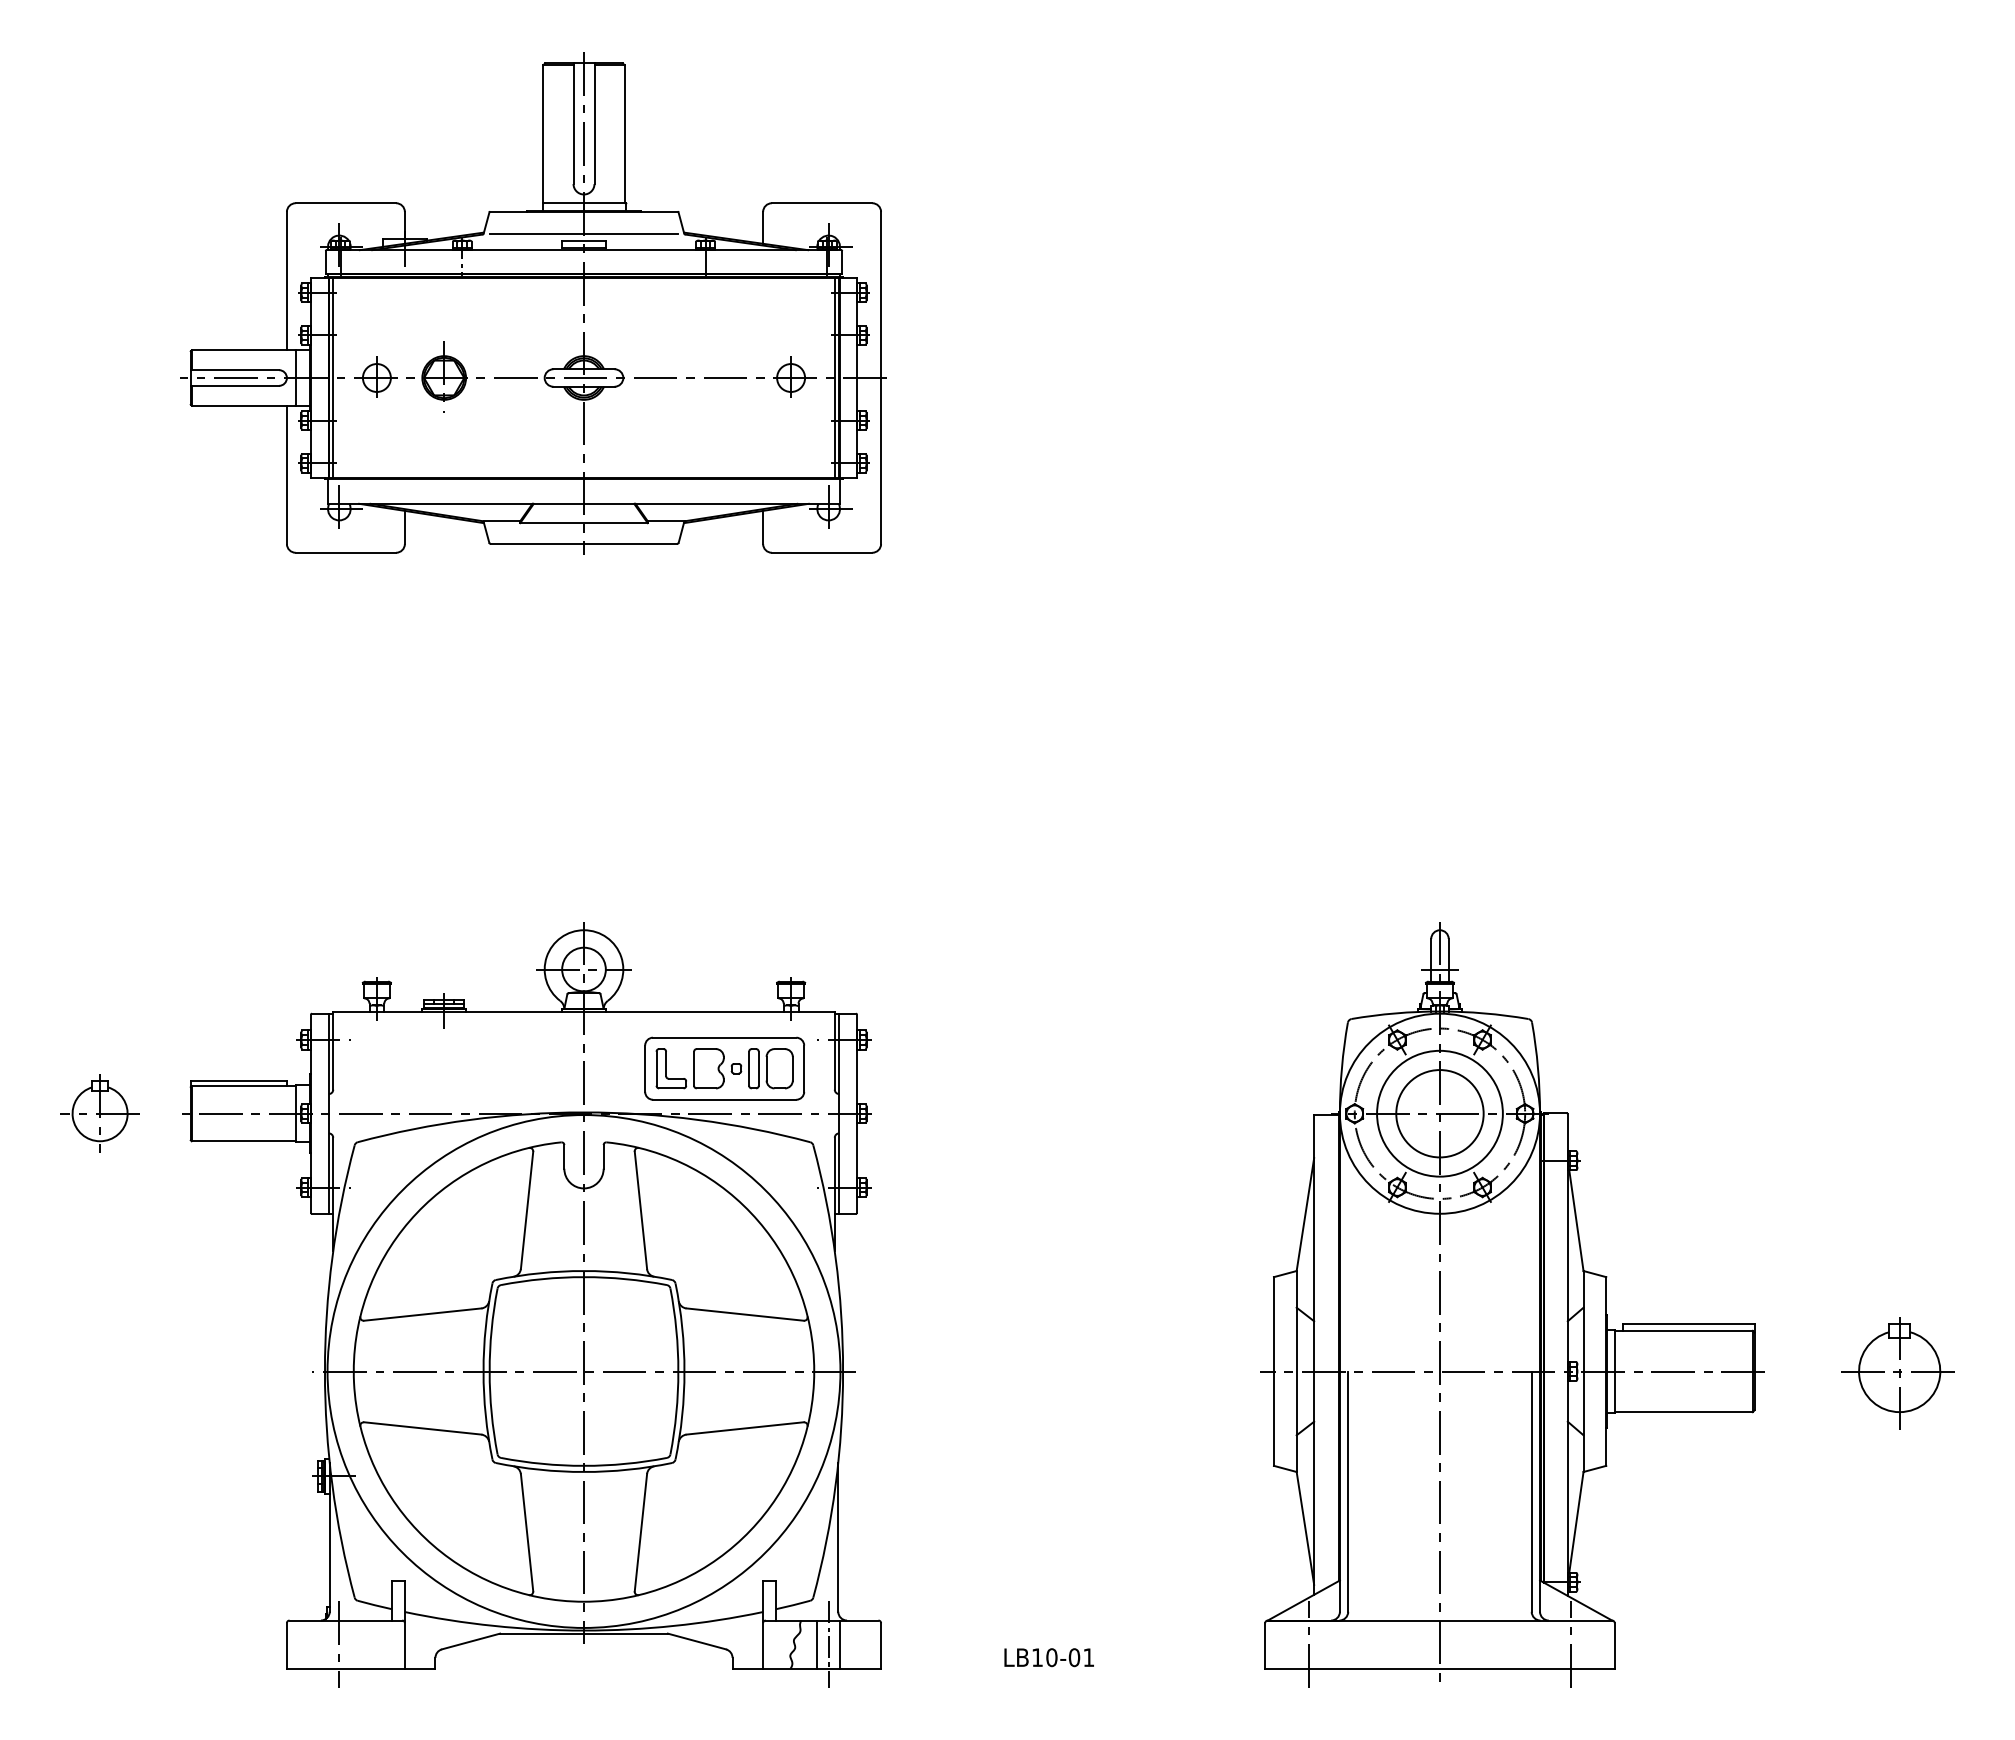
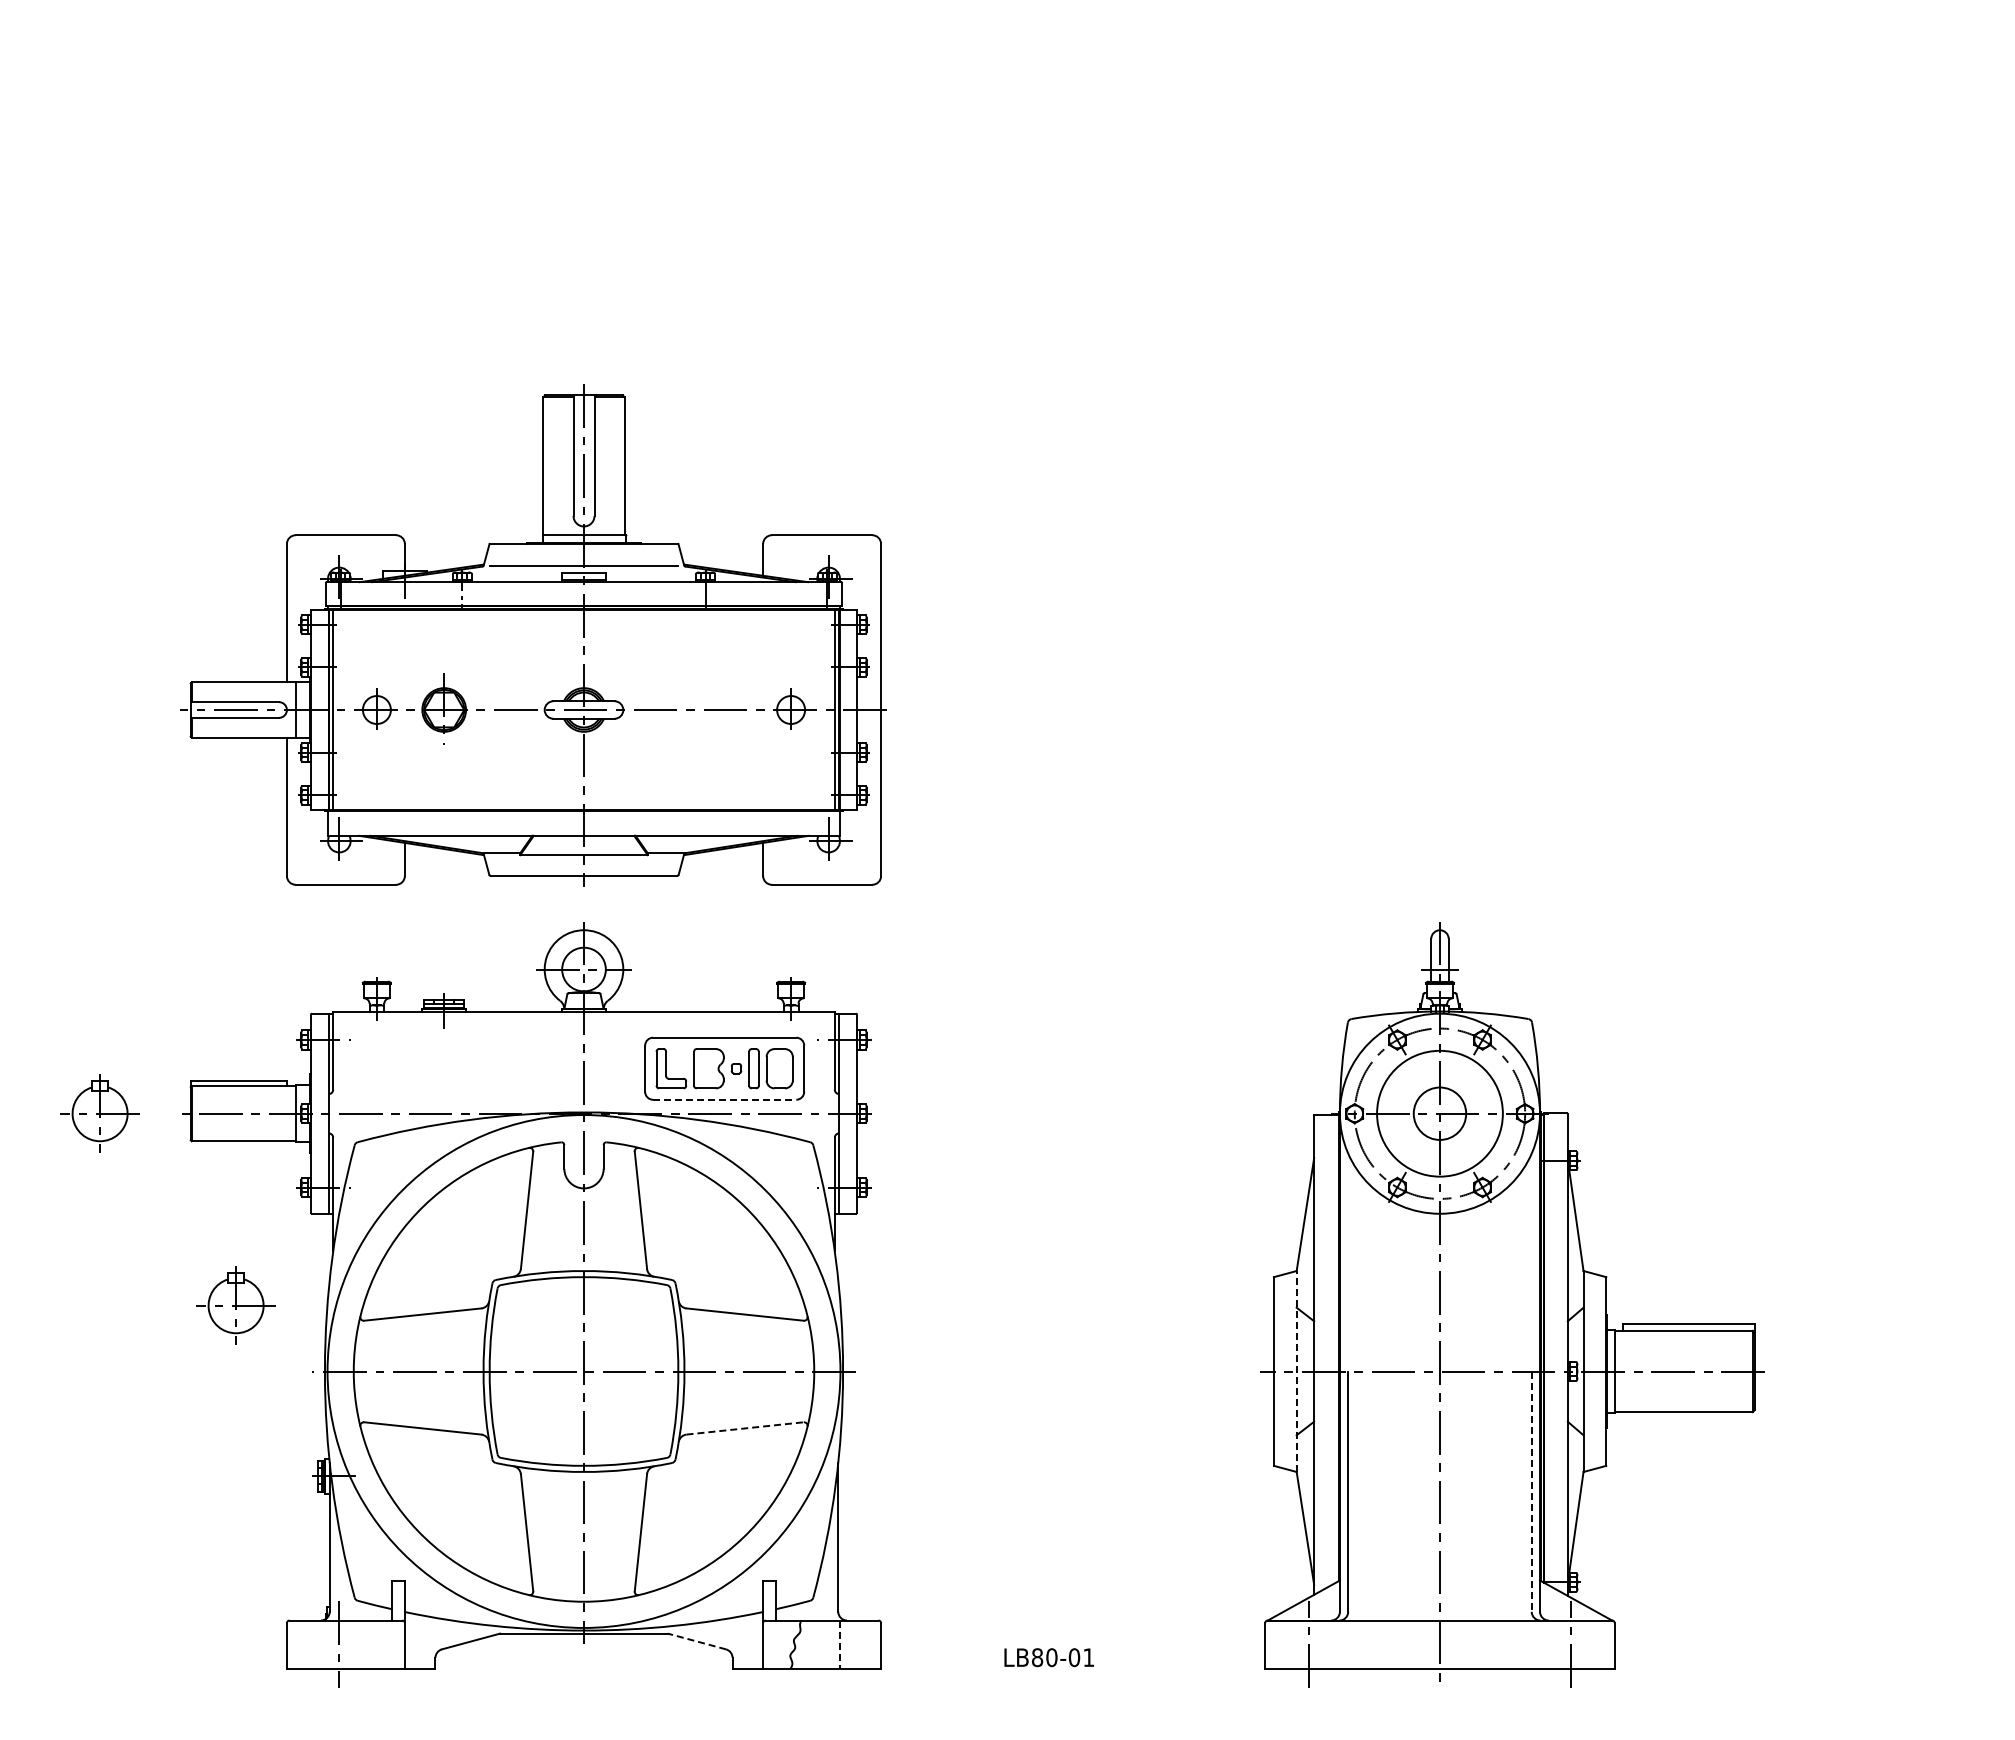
part position: (533, 303) -> (533, 635) (533, 635)
line: solid -> dashed (724, 1099)
circle diameter: 87 px -> 52 px (1439, 1113)
part: none -> present (235, 1305)
line: solid -> dashed (1296, 1371)
part: present -> none (1897, 1373)
line: solid -> dashed (745, 1428)
line: solid -> dashed (1531, 1492)
line: solid -> dashed (696, 1641)
line: present -> none (817, 1644)
line: present -> none (828, 1644)
line: solid -> dashed (840, 1645)
text: LB10-01 -> LB80-01 (1037, 1657)
